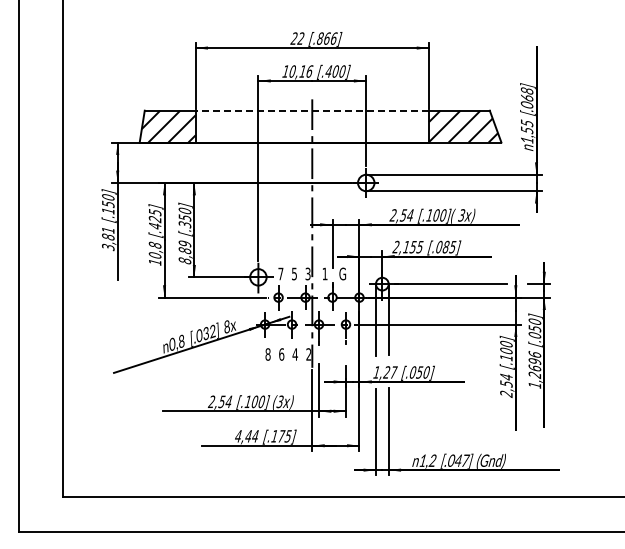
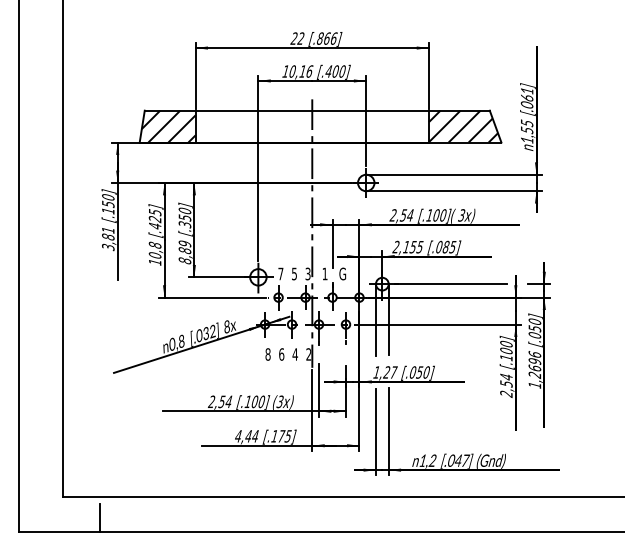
text: [.068] -> [.061] (526, 90)
line: dashed -> solid (312, 110)
line: none -> present (100, 518)
